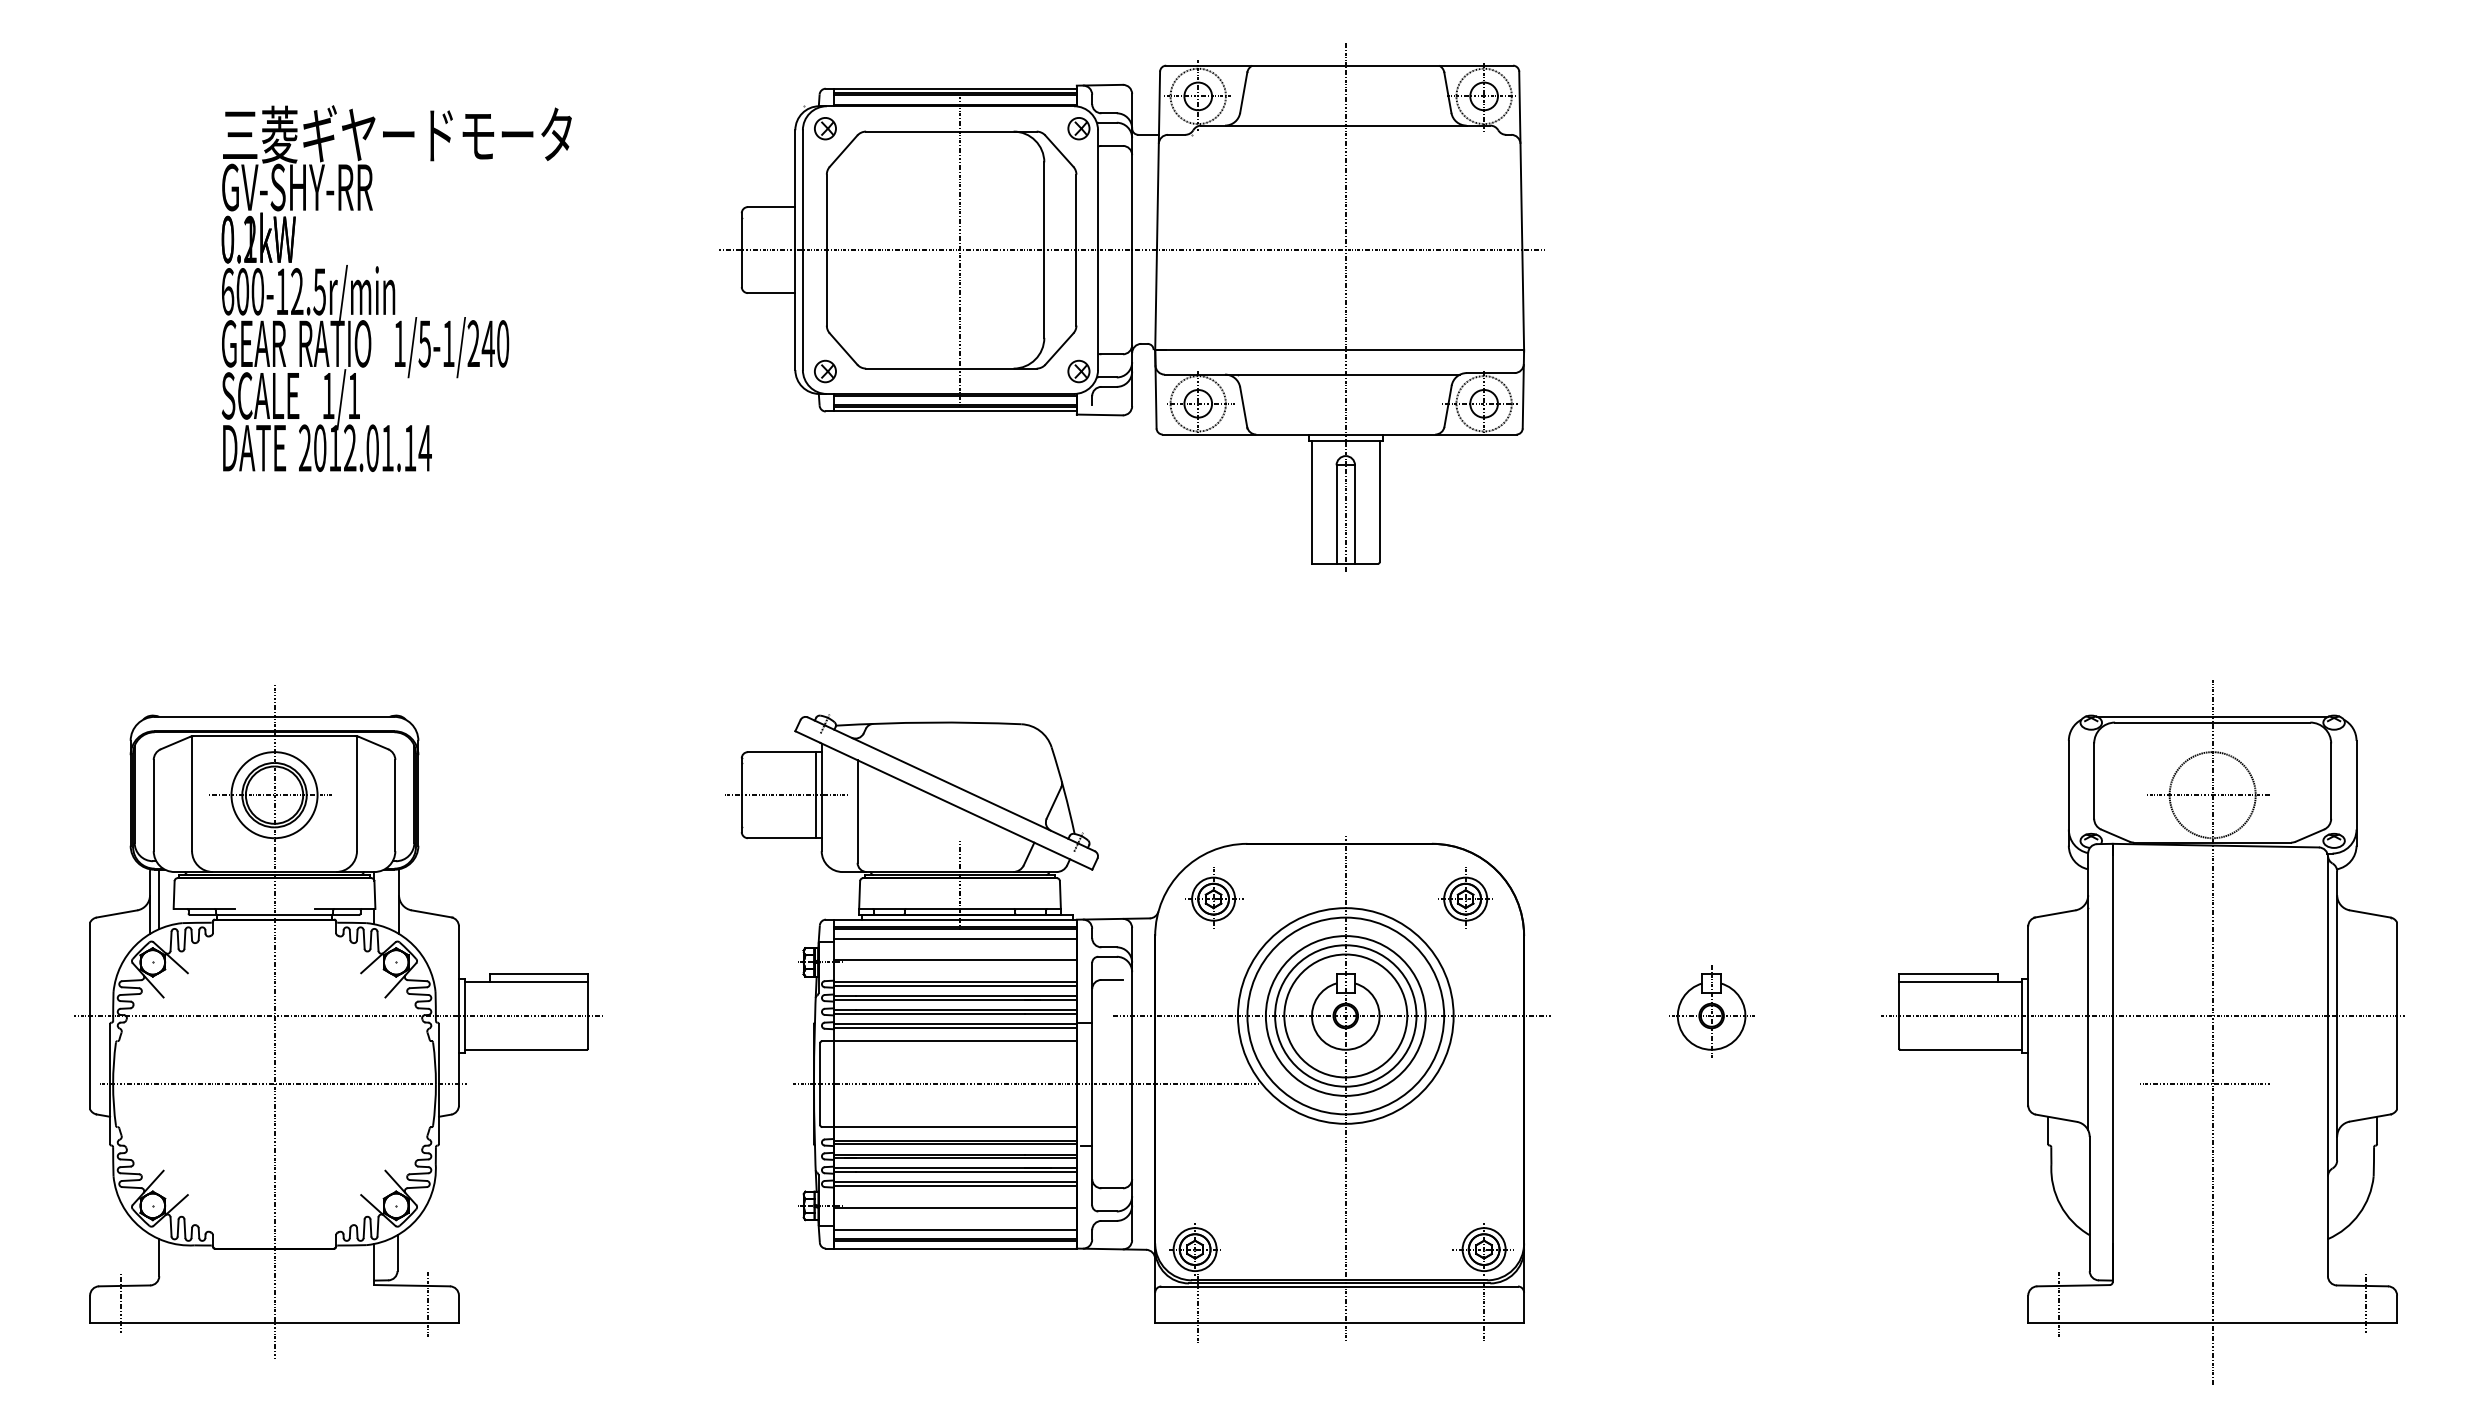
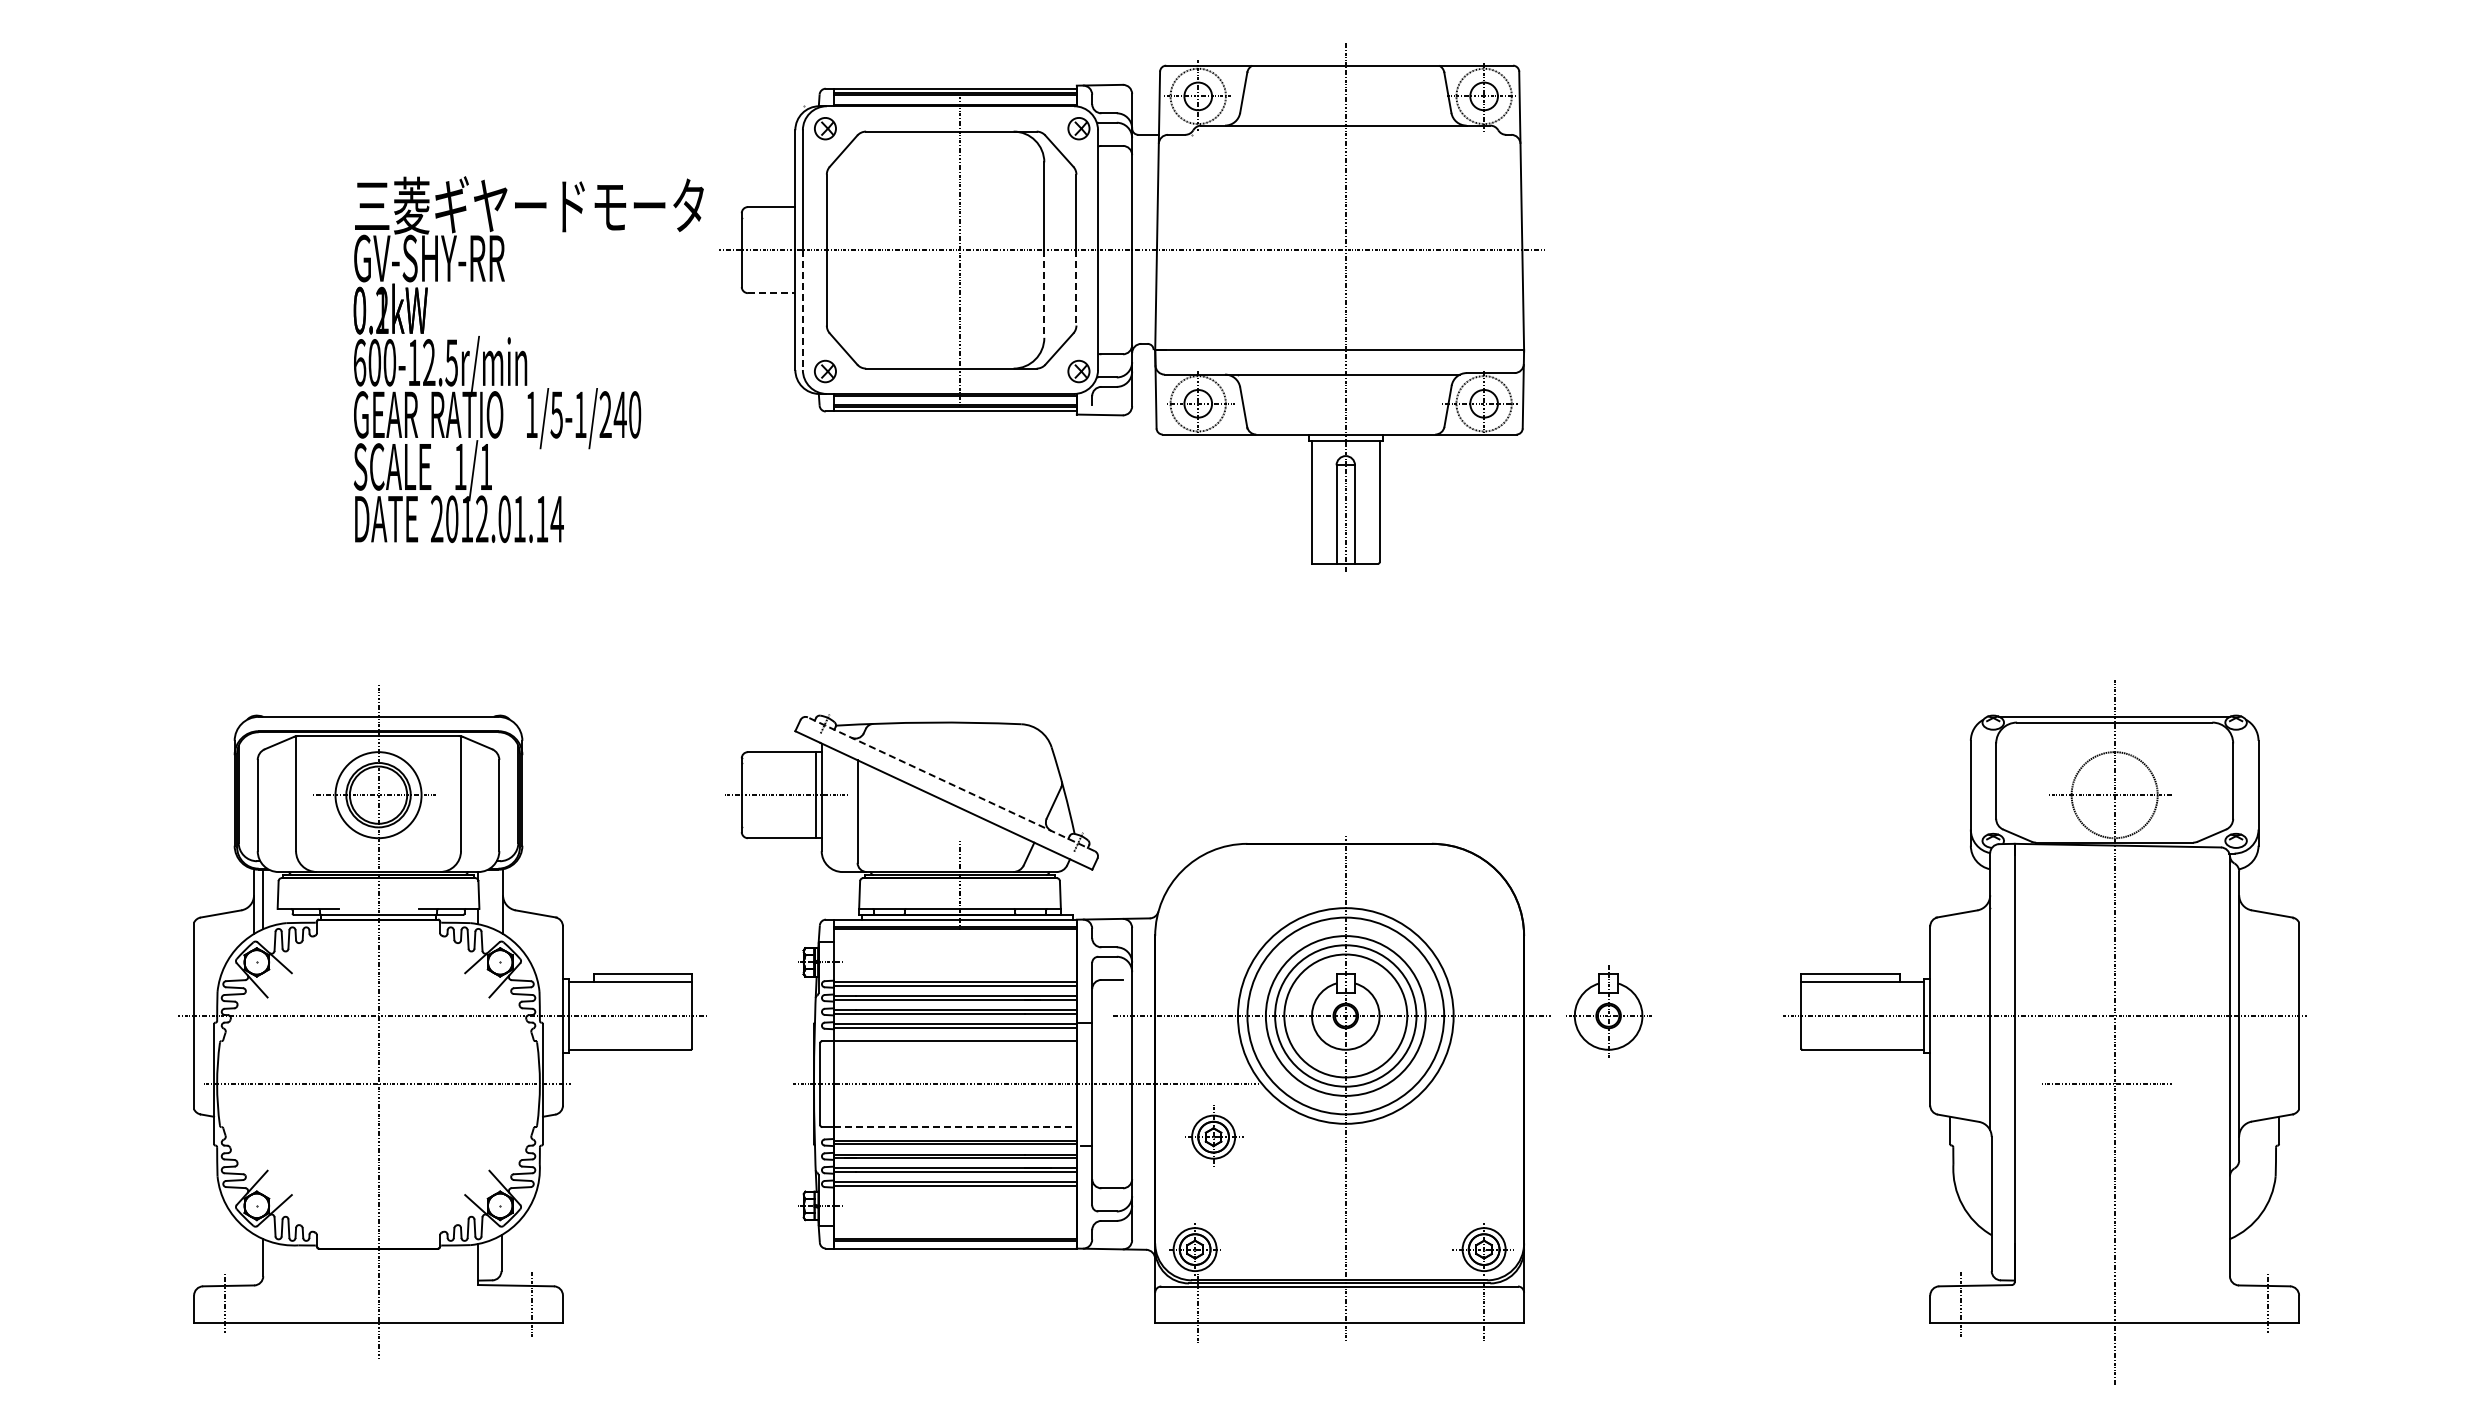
line: solid -> dashed (1076, 287)
text position: (396, 288) -> (528, 359) (528, 359)
line: solid -> dashed (771, 293)
line: solid -> dashed (1044, 294)
line: solid -> dashed (802, 310)
line: solid -> dashed (950, 784)
part position: (1214, 897) -> (1214, 1135) (1214, 1135)
part: present -> none (1465, 897)
line: present -> none (954, 938)
line: present -> none (954, 959)
part position: (1711, 1011) -> (1608, 1011) (1608, 1011)
part position: (338, 1021) -> (442, 1021) (442, 1021)
part position: (2142, 1032) -> (2044, 1032) (2044, 1032)
line: solid -> dashed (955, 1127)
line: present -> none (954, 1208)
line: present -> none (954, 1229)
